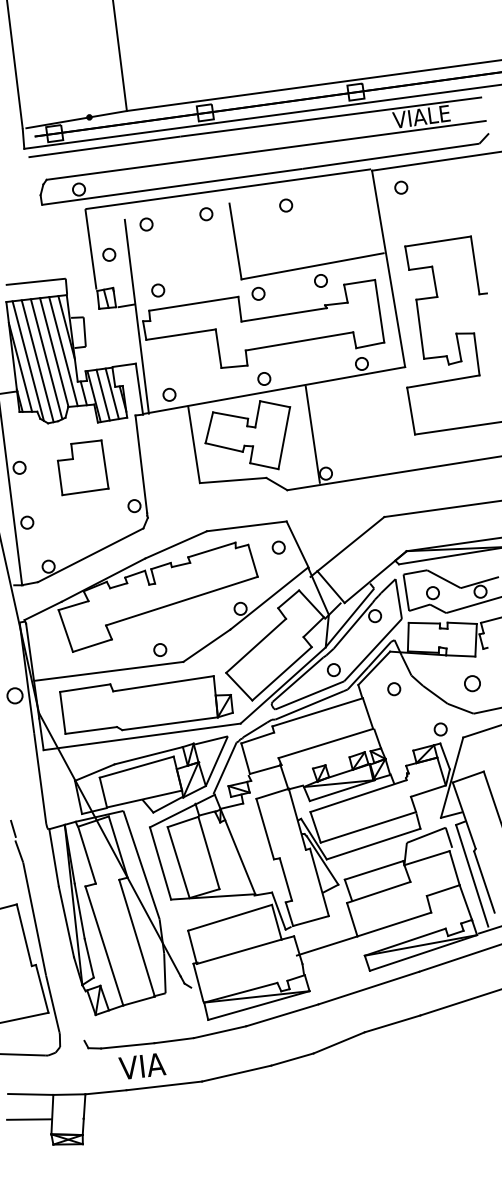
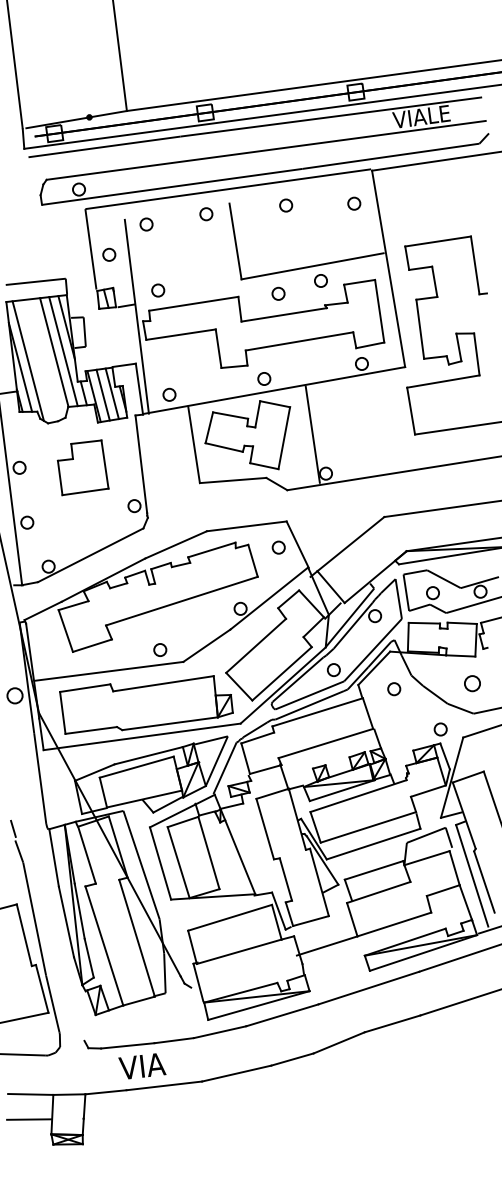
circle position: (401, 187) -> (354, 203) (354, 203)
circle position: (258, 293) -> (278, 293) (278, 293)
line: present -> none (46, 359)
line: present -> none (37, 361)
